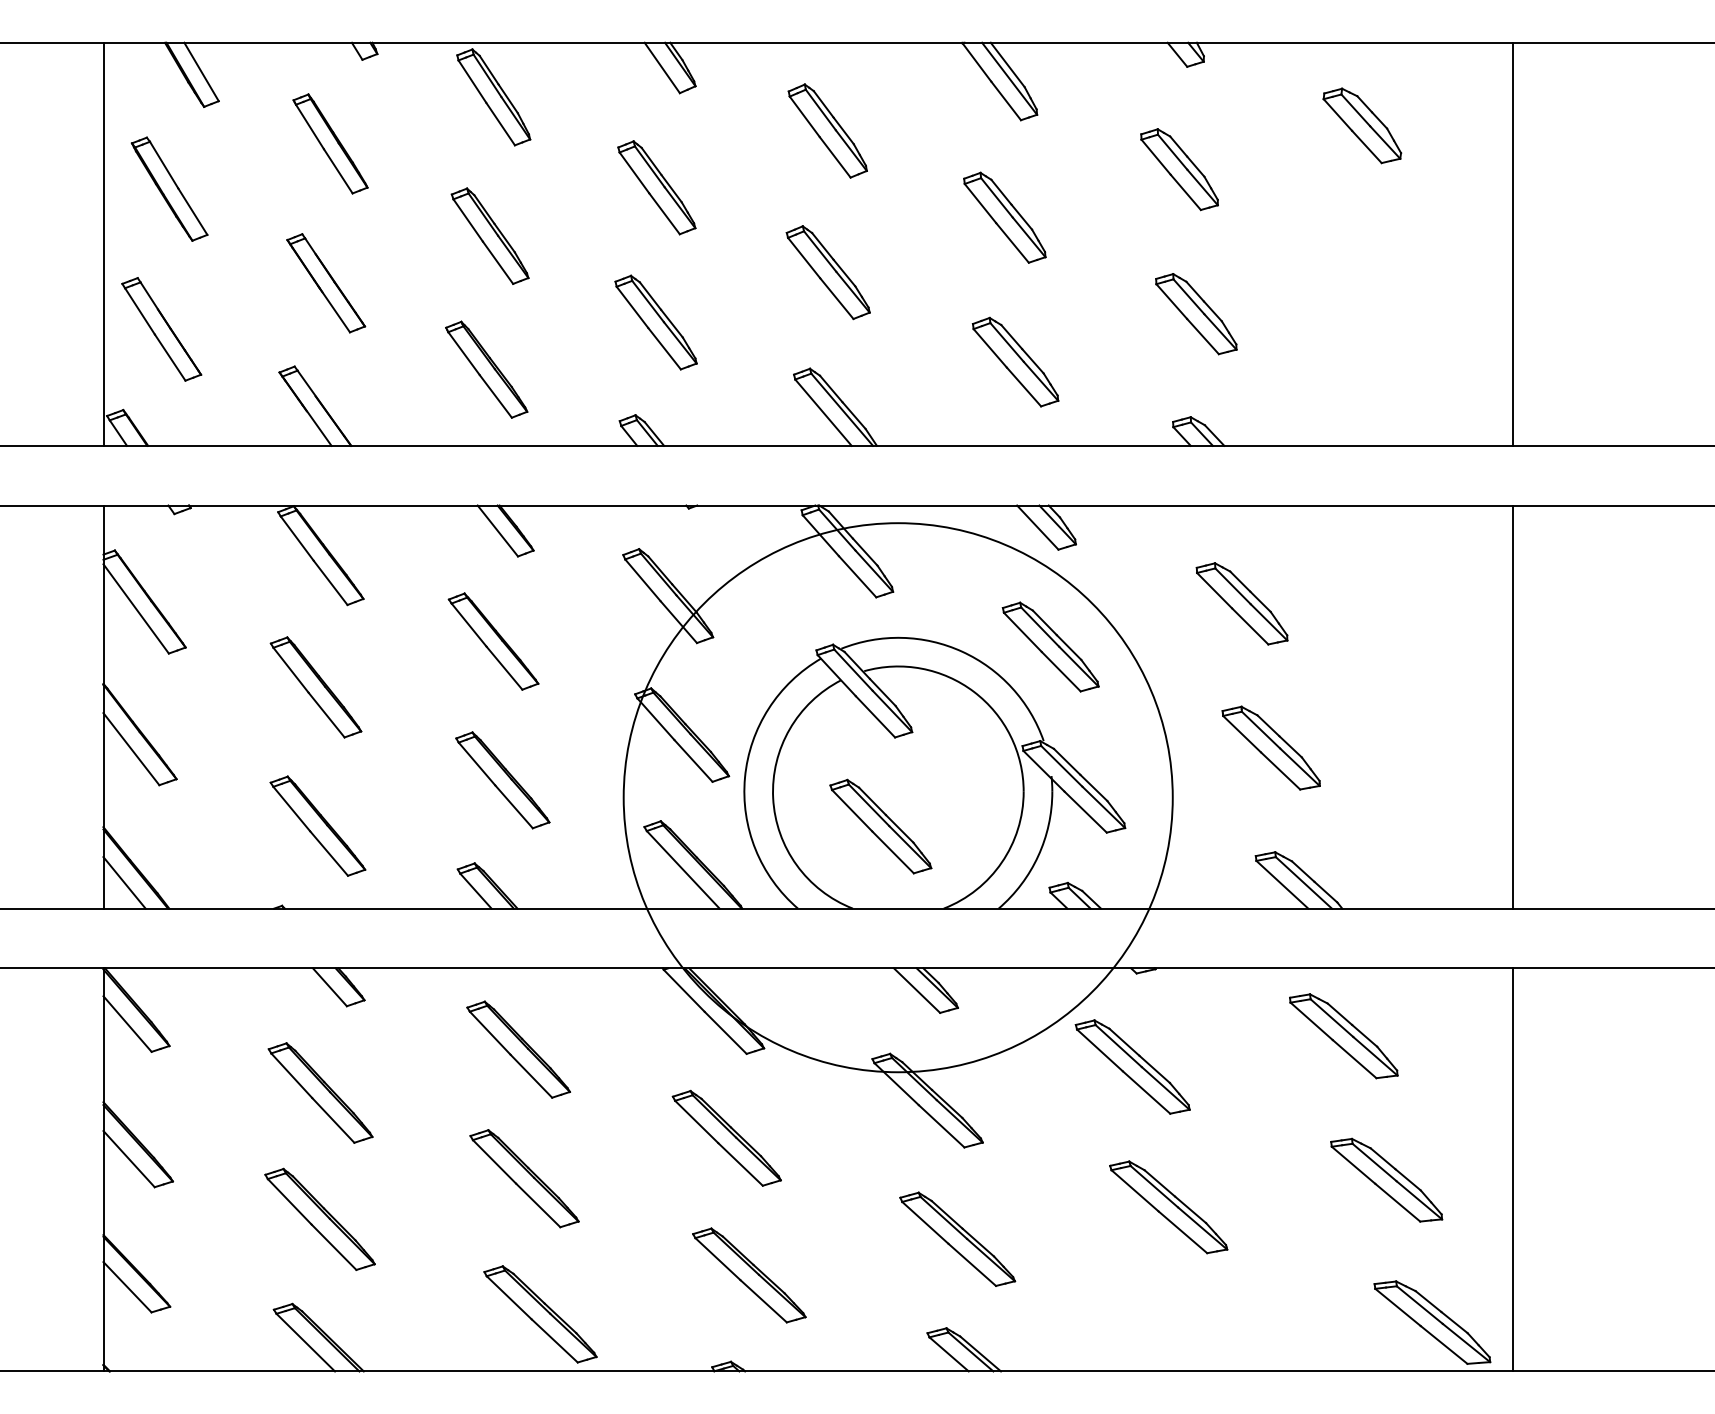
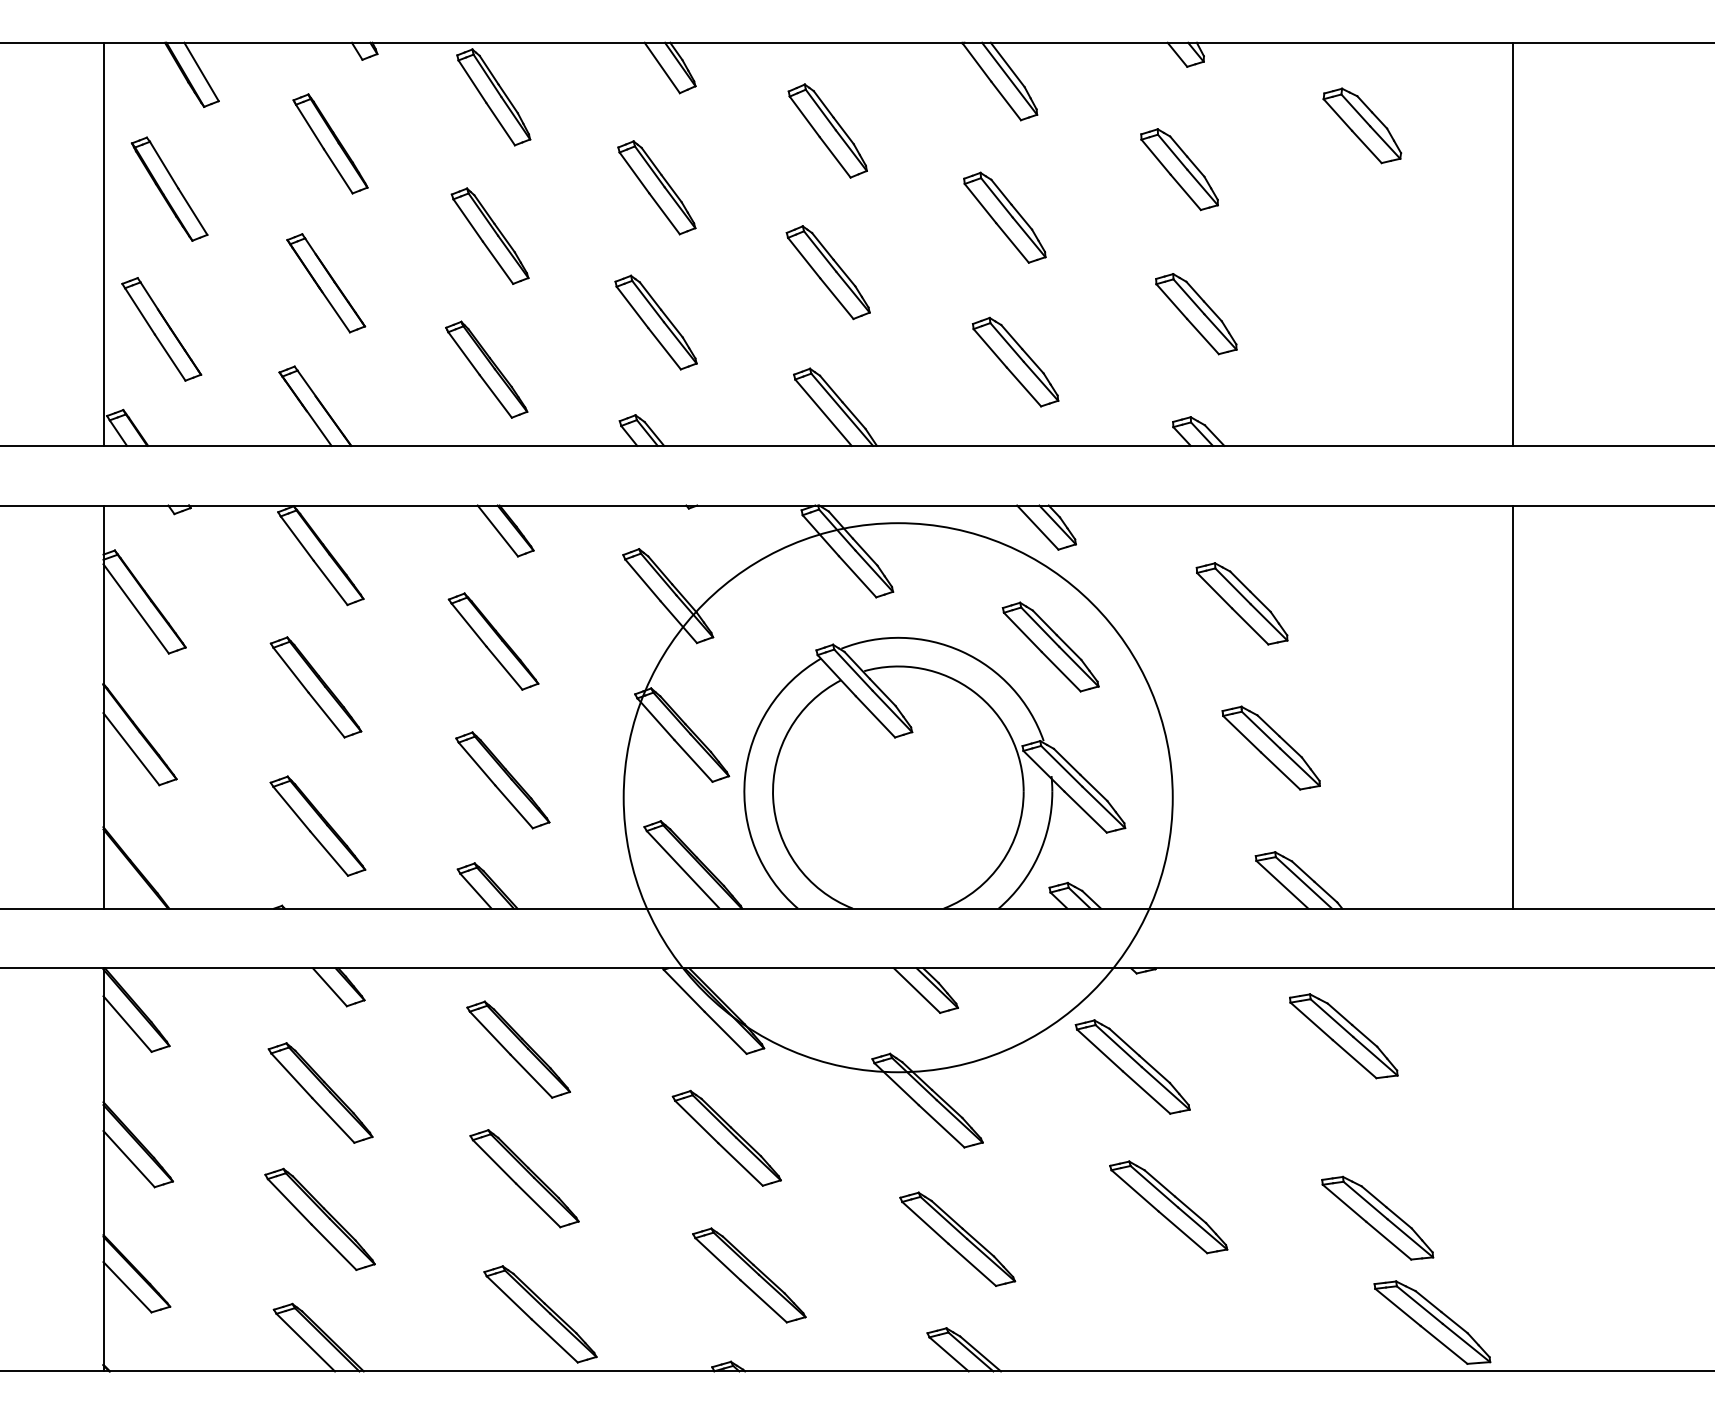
part: present -> none (880, 826)
line: present -> none (124, 882)
line: present -> none (1513, 1169)
part position: (1386, 1179) -> (1377, 1217) (1377, 1217)
